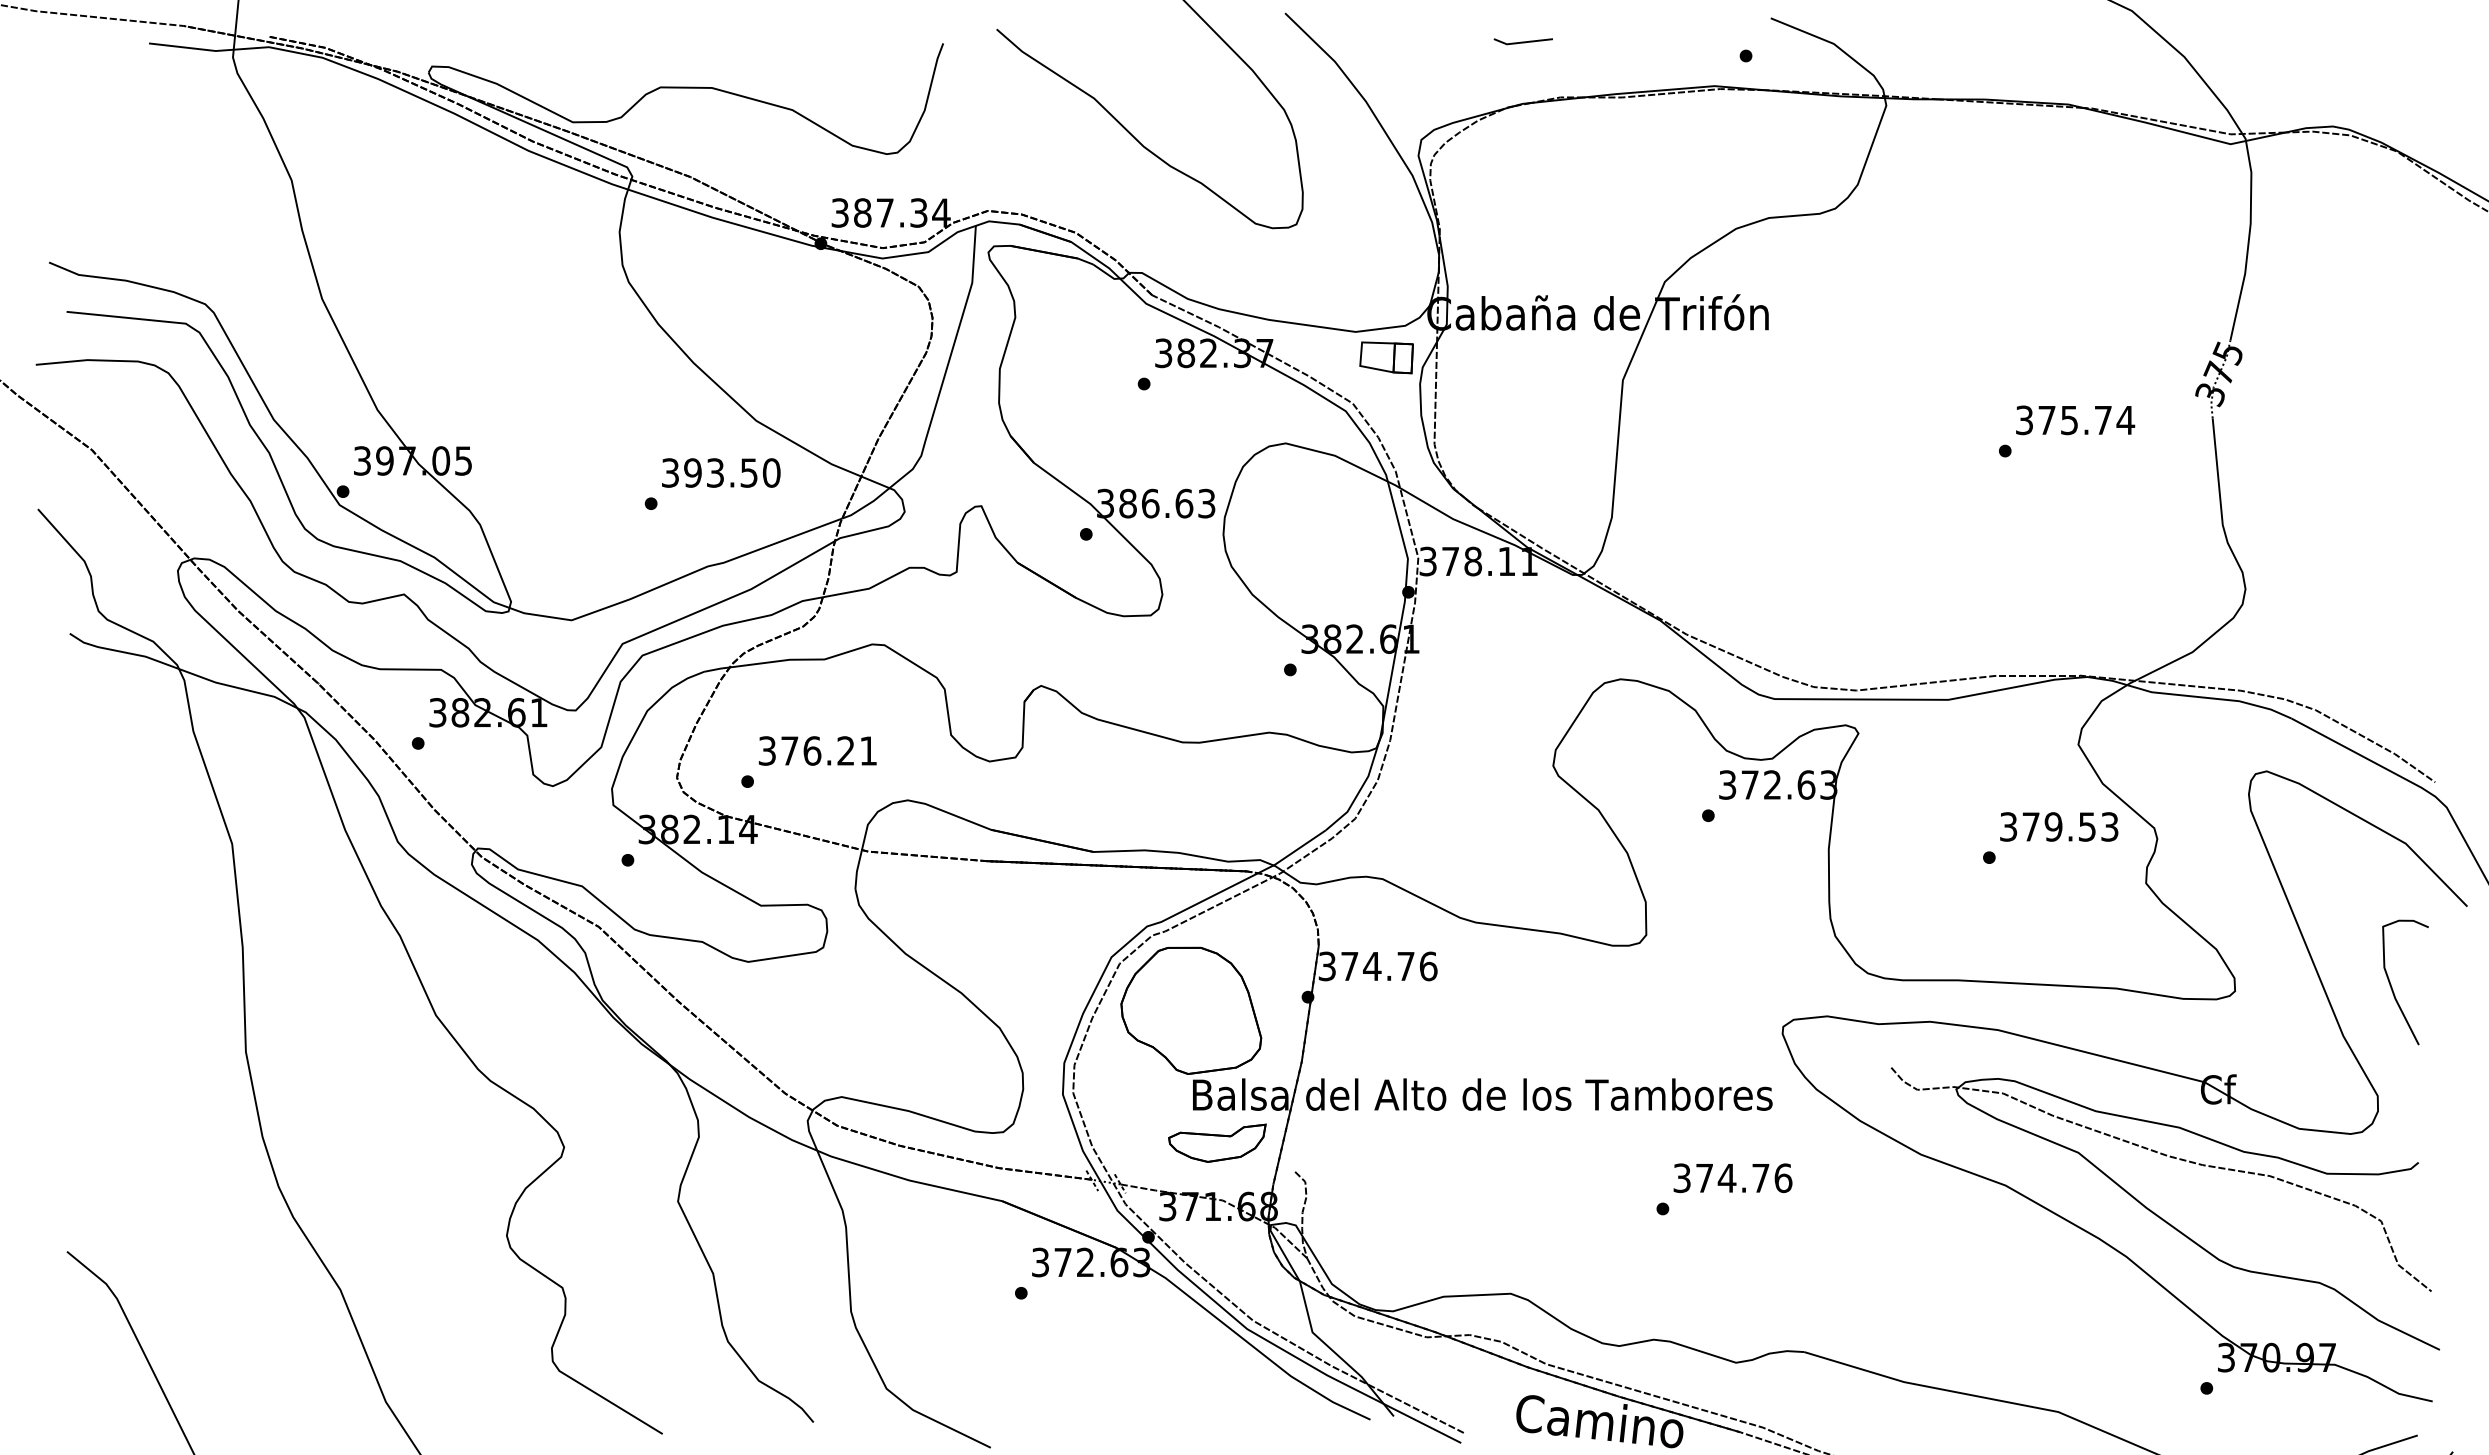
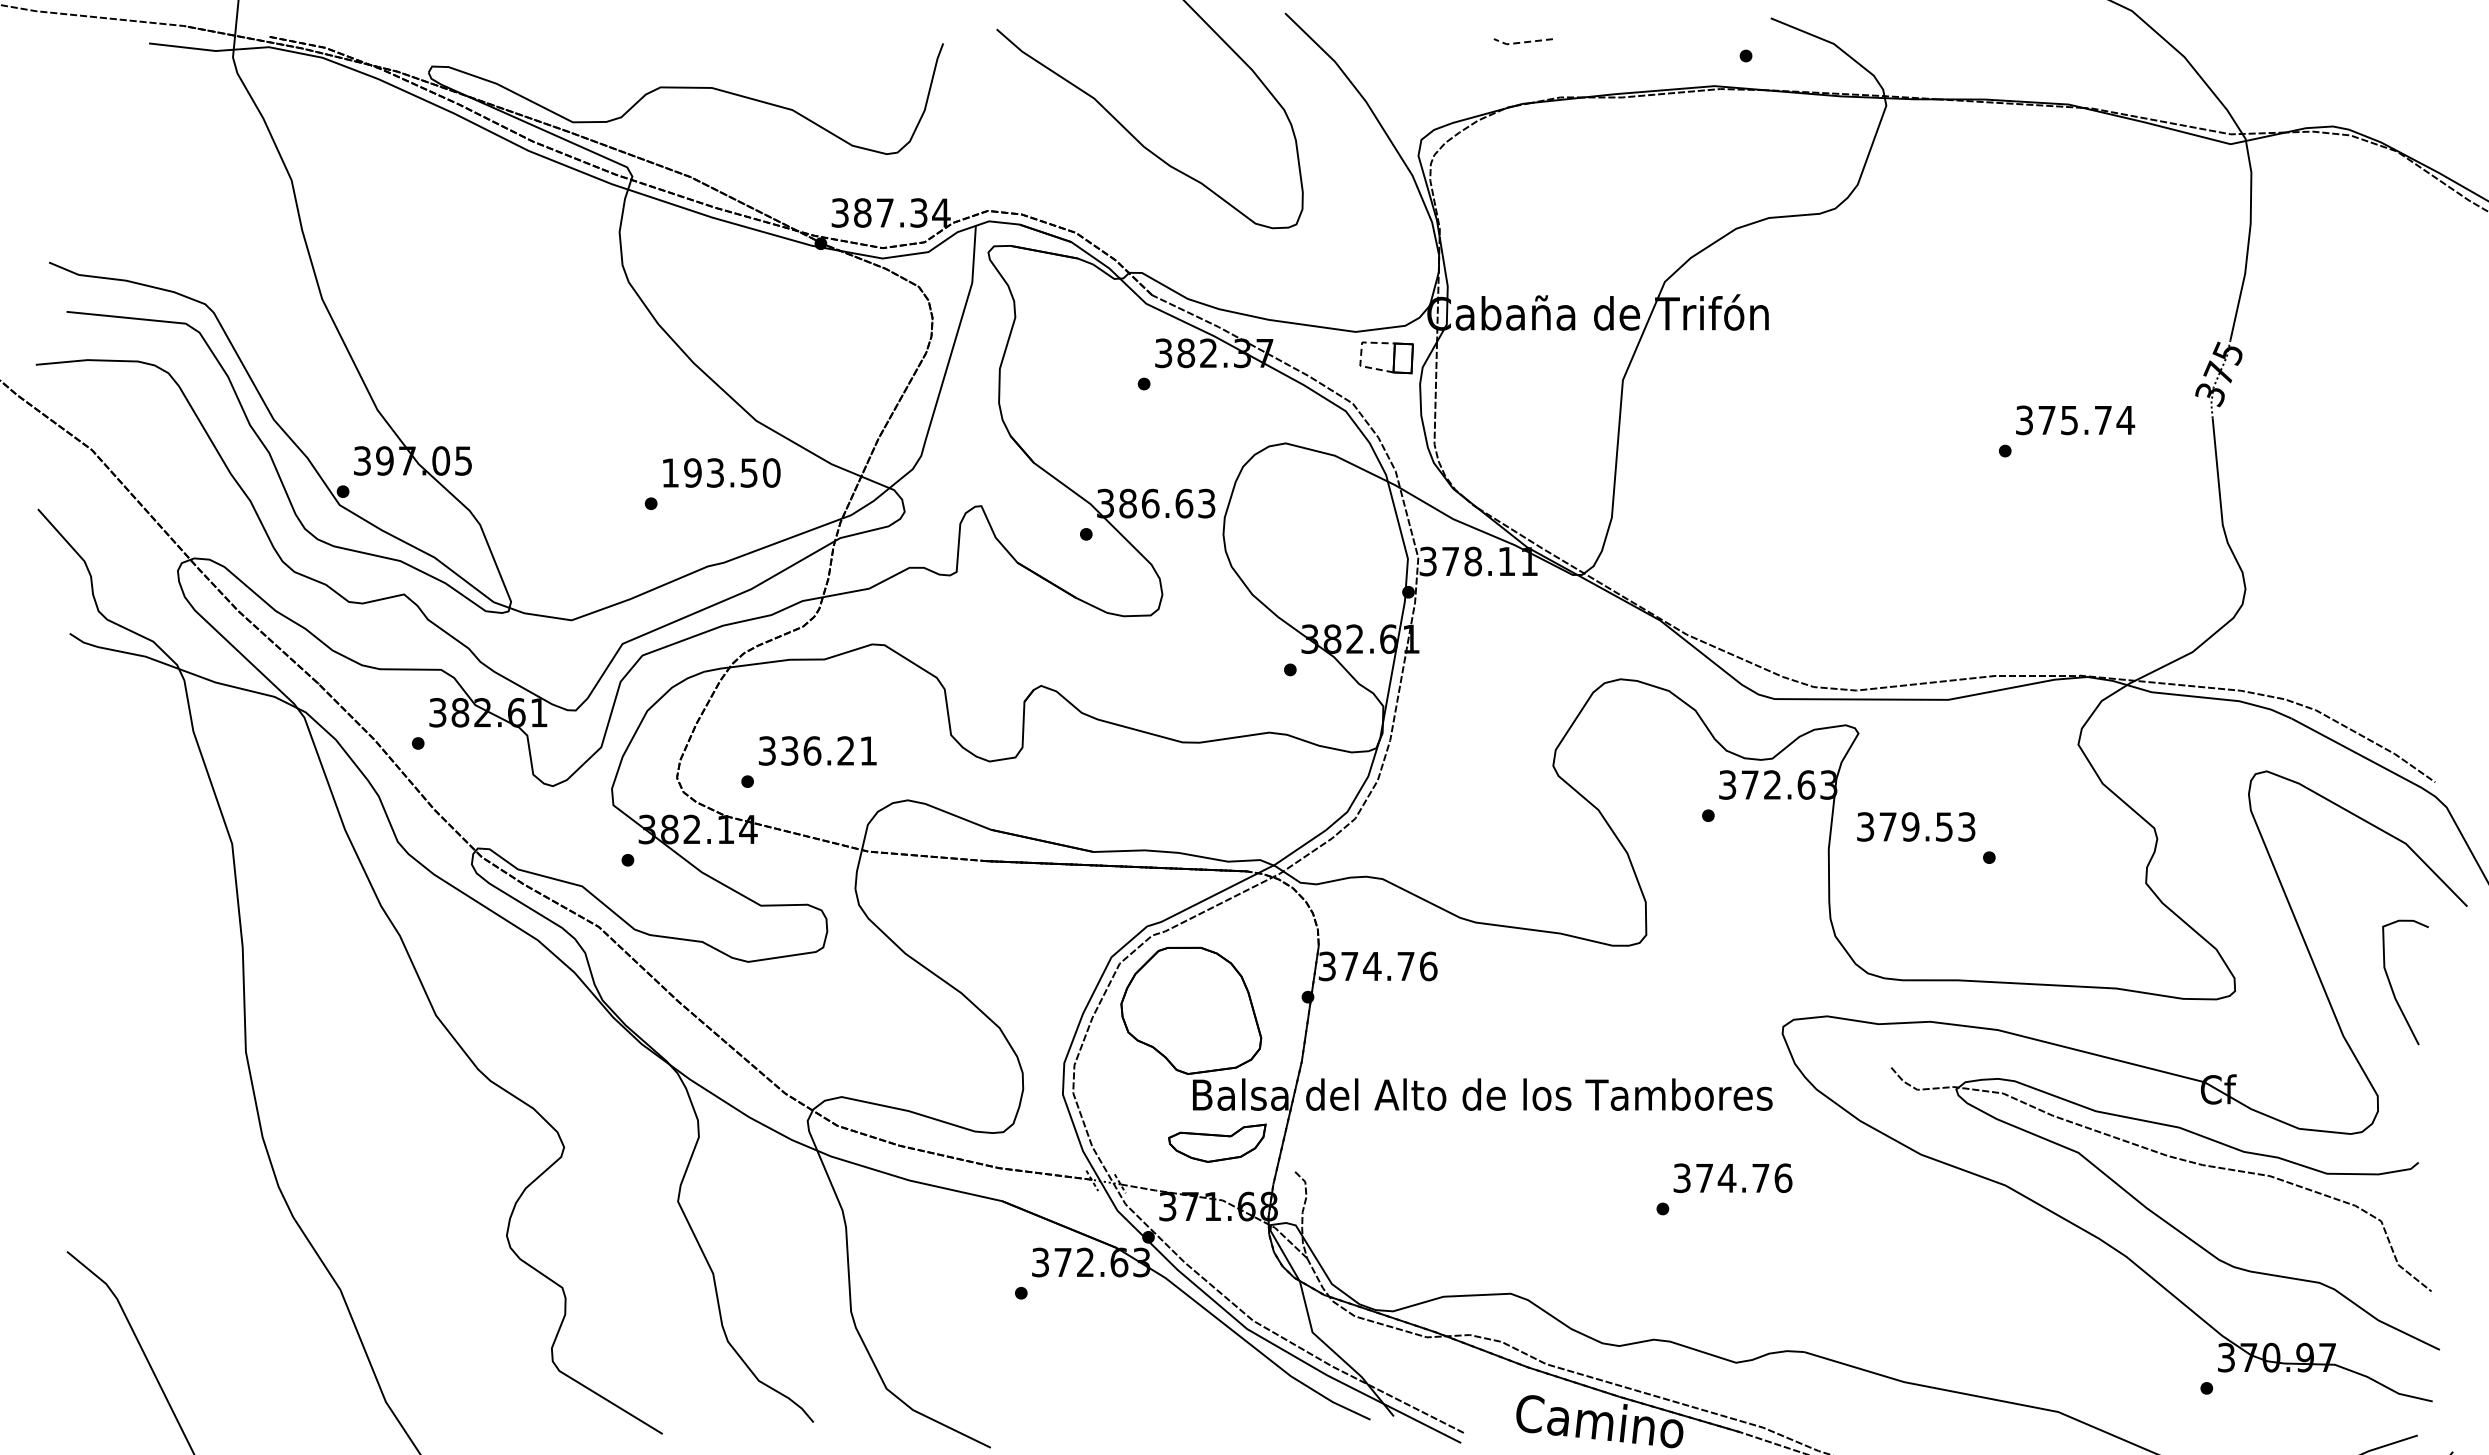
line: solid -> dashed (1522, 42)
line: solid -> dashed (1361, 354)
text: 393.50 -> 193.50 (670, 472)
text: 376.21 -> 336.21 (789, 750)
text position: (2059, 826) -> (1916, 826) (1916, 826)
